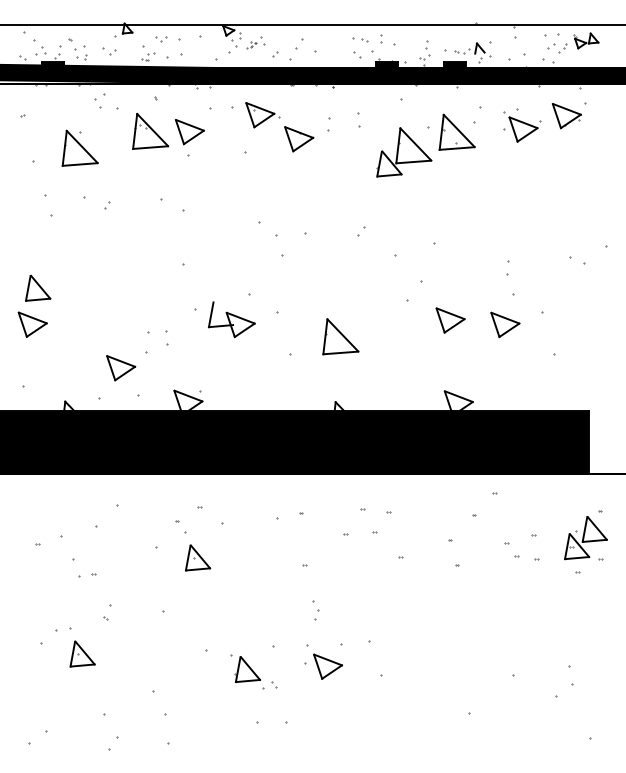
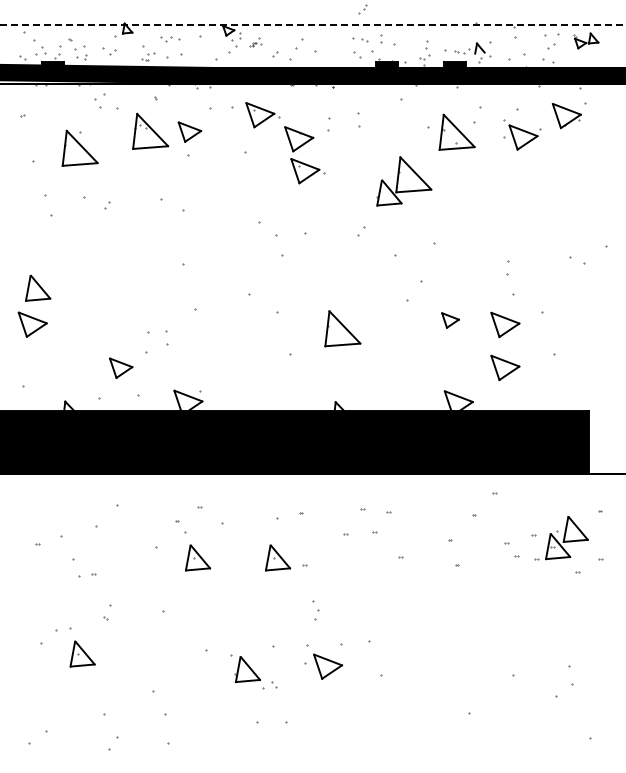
line: solid -> dashed (313, 25)
part position: (161, 39) -> (166, 39) (166, 39)
part size: 20x14 px -> 14x11 px (255, 42)
part position: (562, 48) -> (362, 9) (362, 9)
part position: (522, 126) -> (522, 134) (522, 134)
part size: 30x27 px -> 26x22 px (189, 131)
part position: (404, 152) -> (404, 181) (404, 181)
part: none -> present (307, 171)
part: present -> none (231, 319)
part size: 31x27 px -> 19x17 px (450, 320)
part position: (340, 336) -> (342, 328) (342, 328)
part: none -> present (505, 367)
part size: 31x27 px -> 25x22 px (121, 367)
part position: (585, 538) -> (566, 538) (566, 538)
part: none -> present (278, 557)
